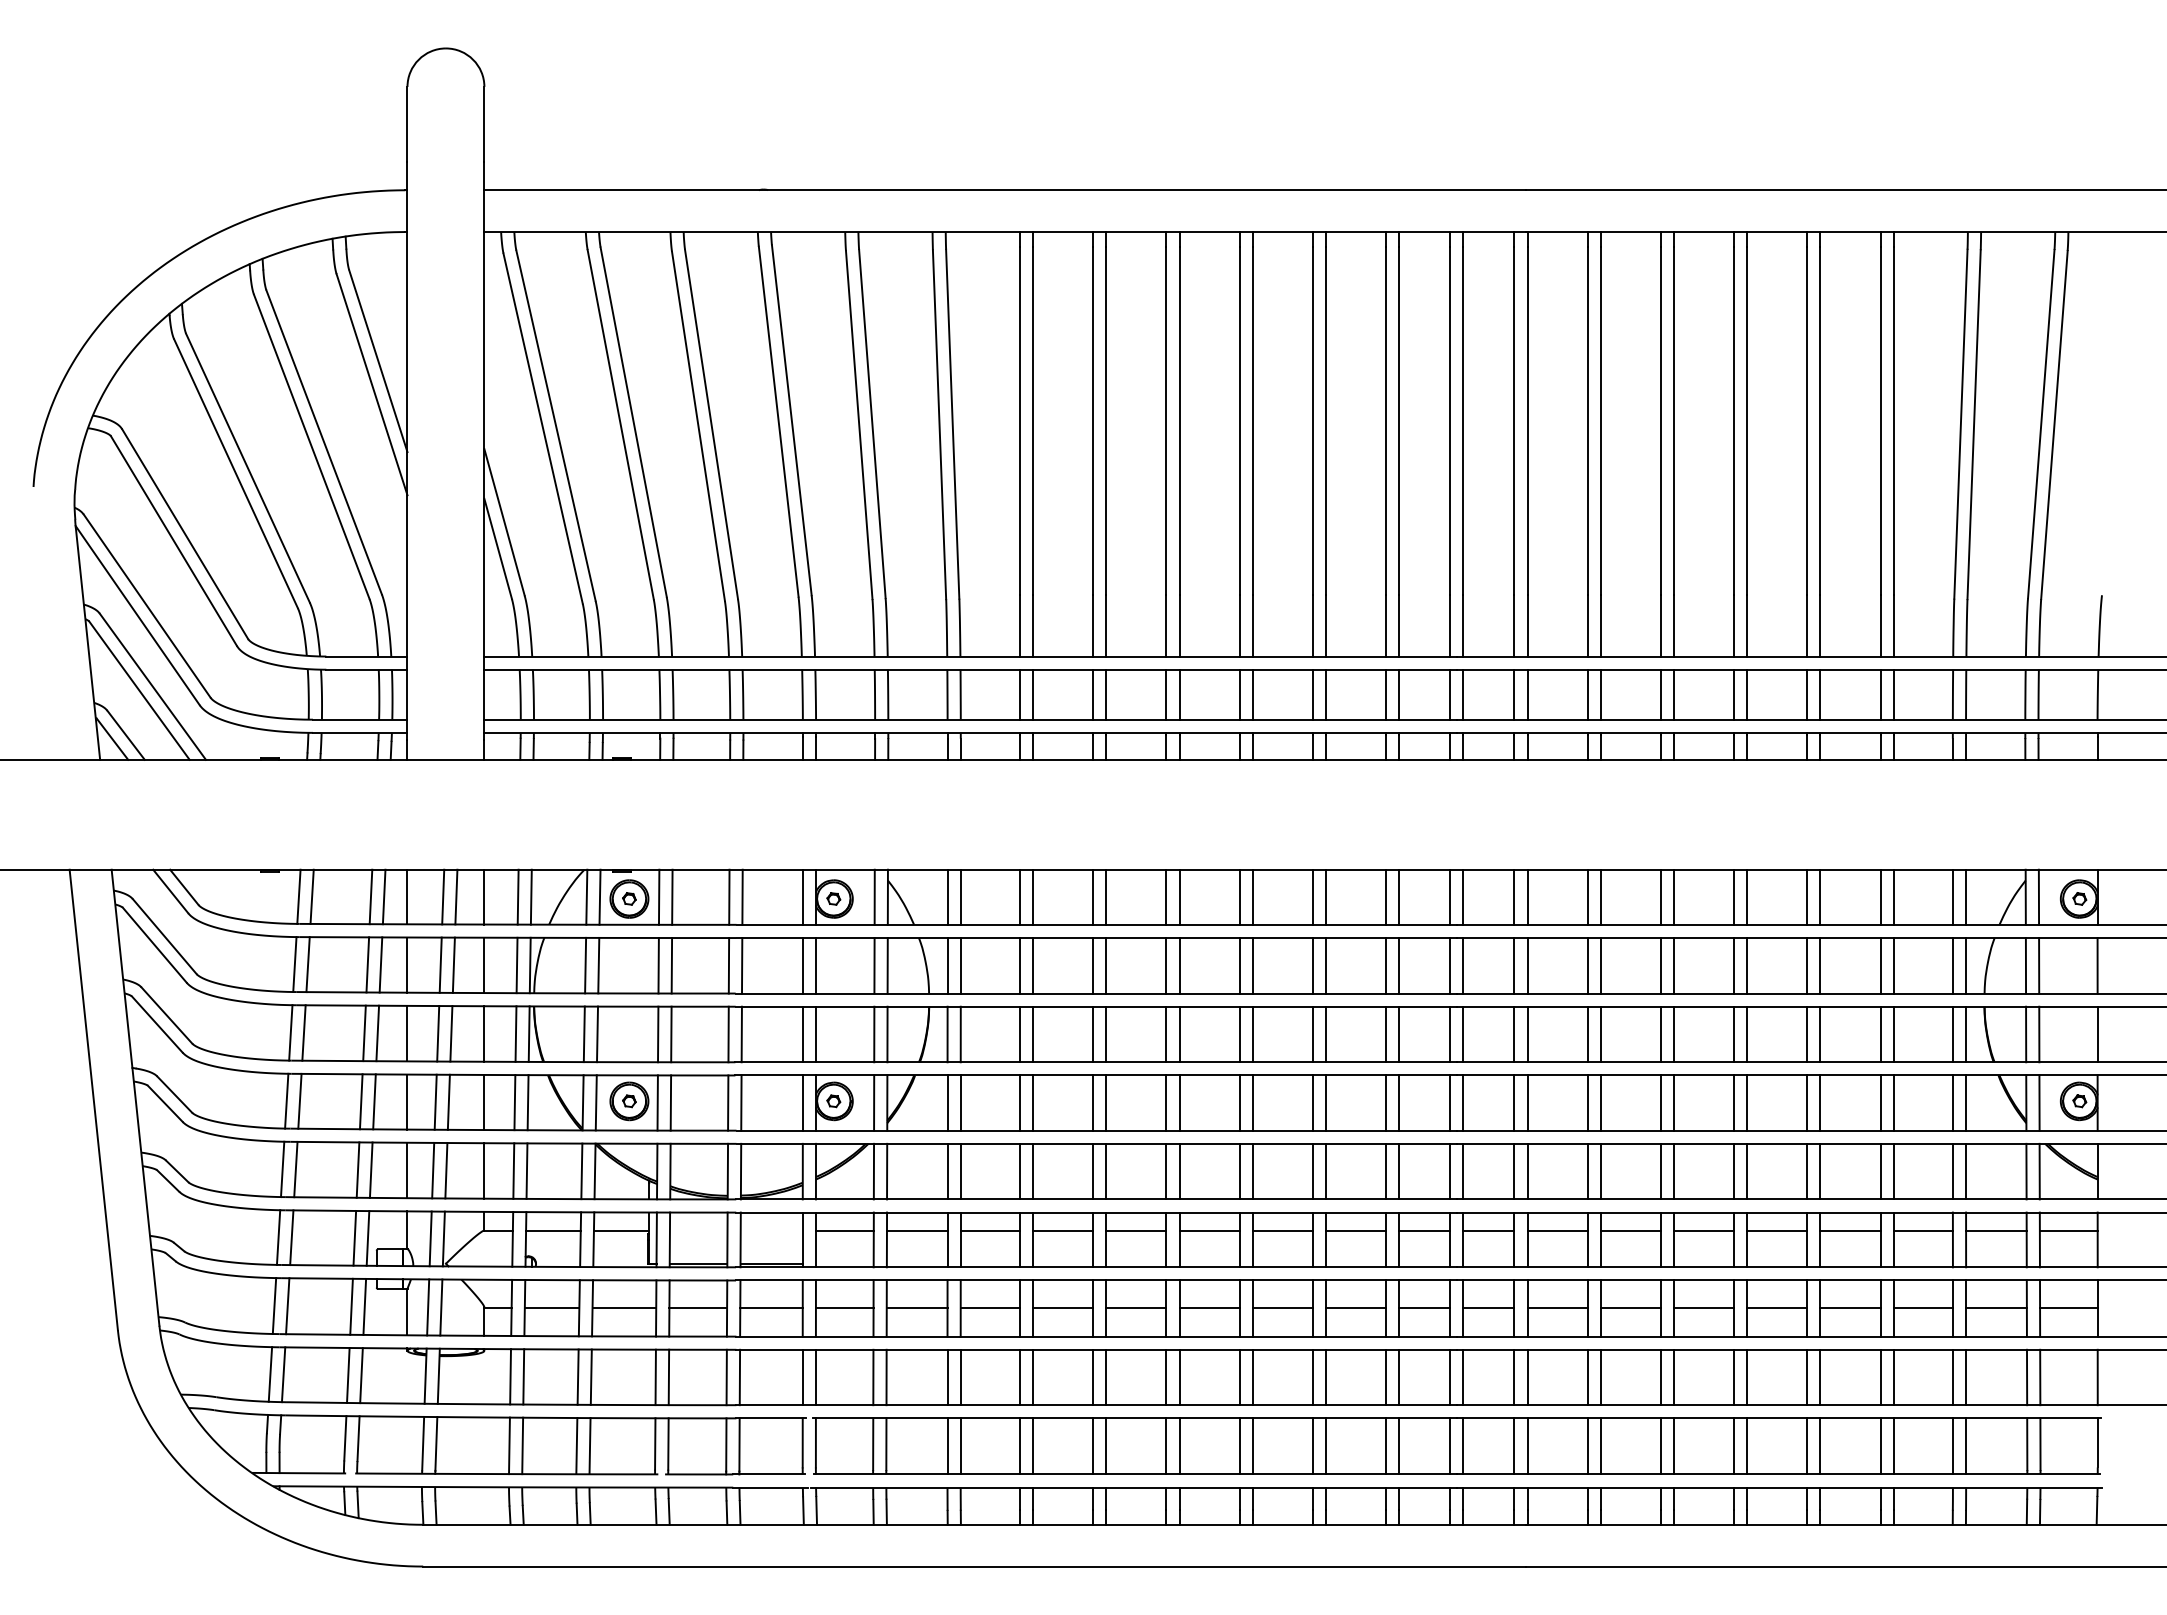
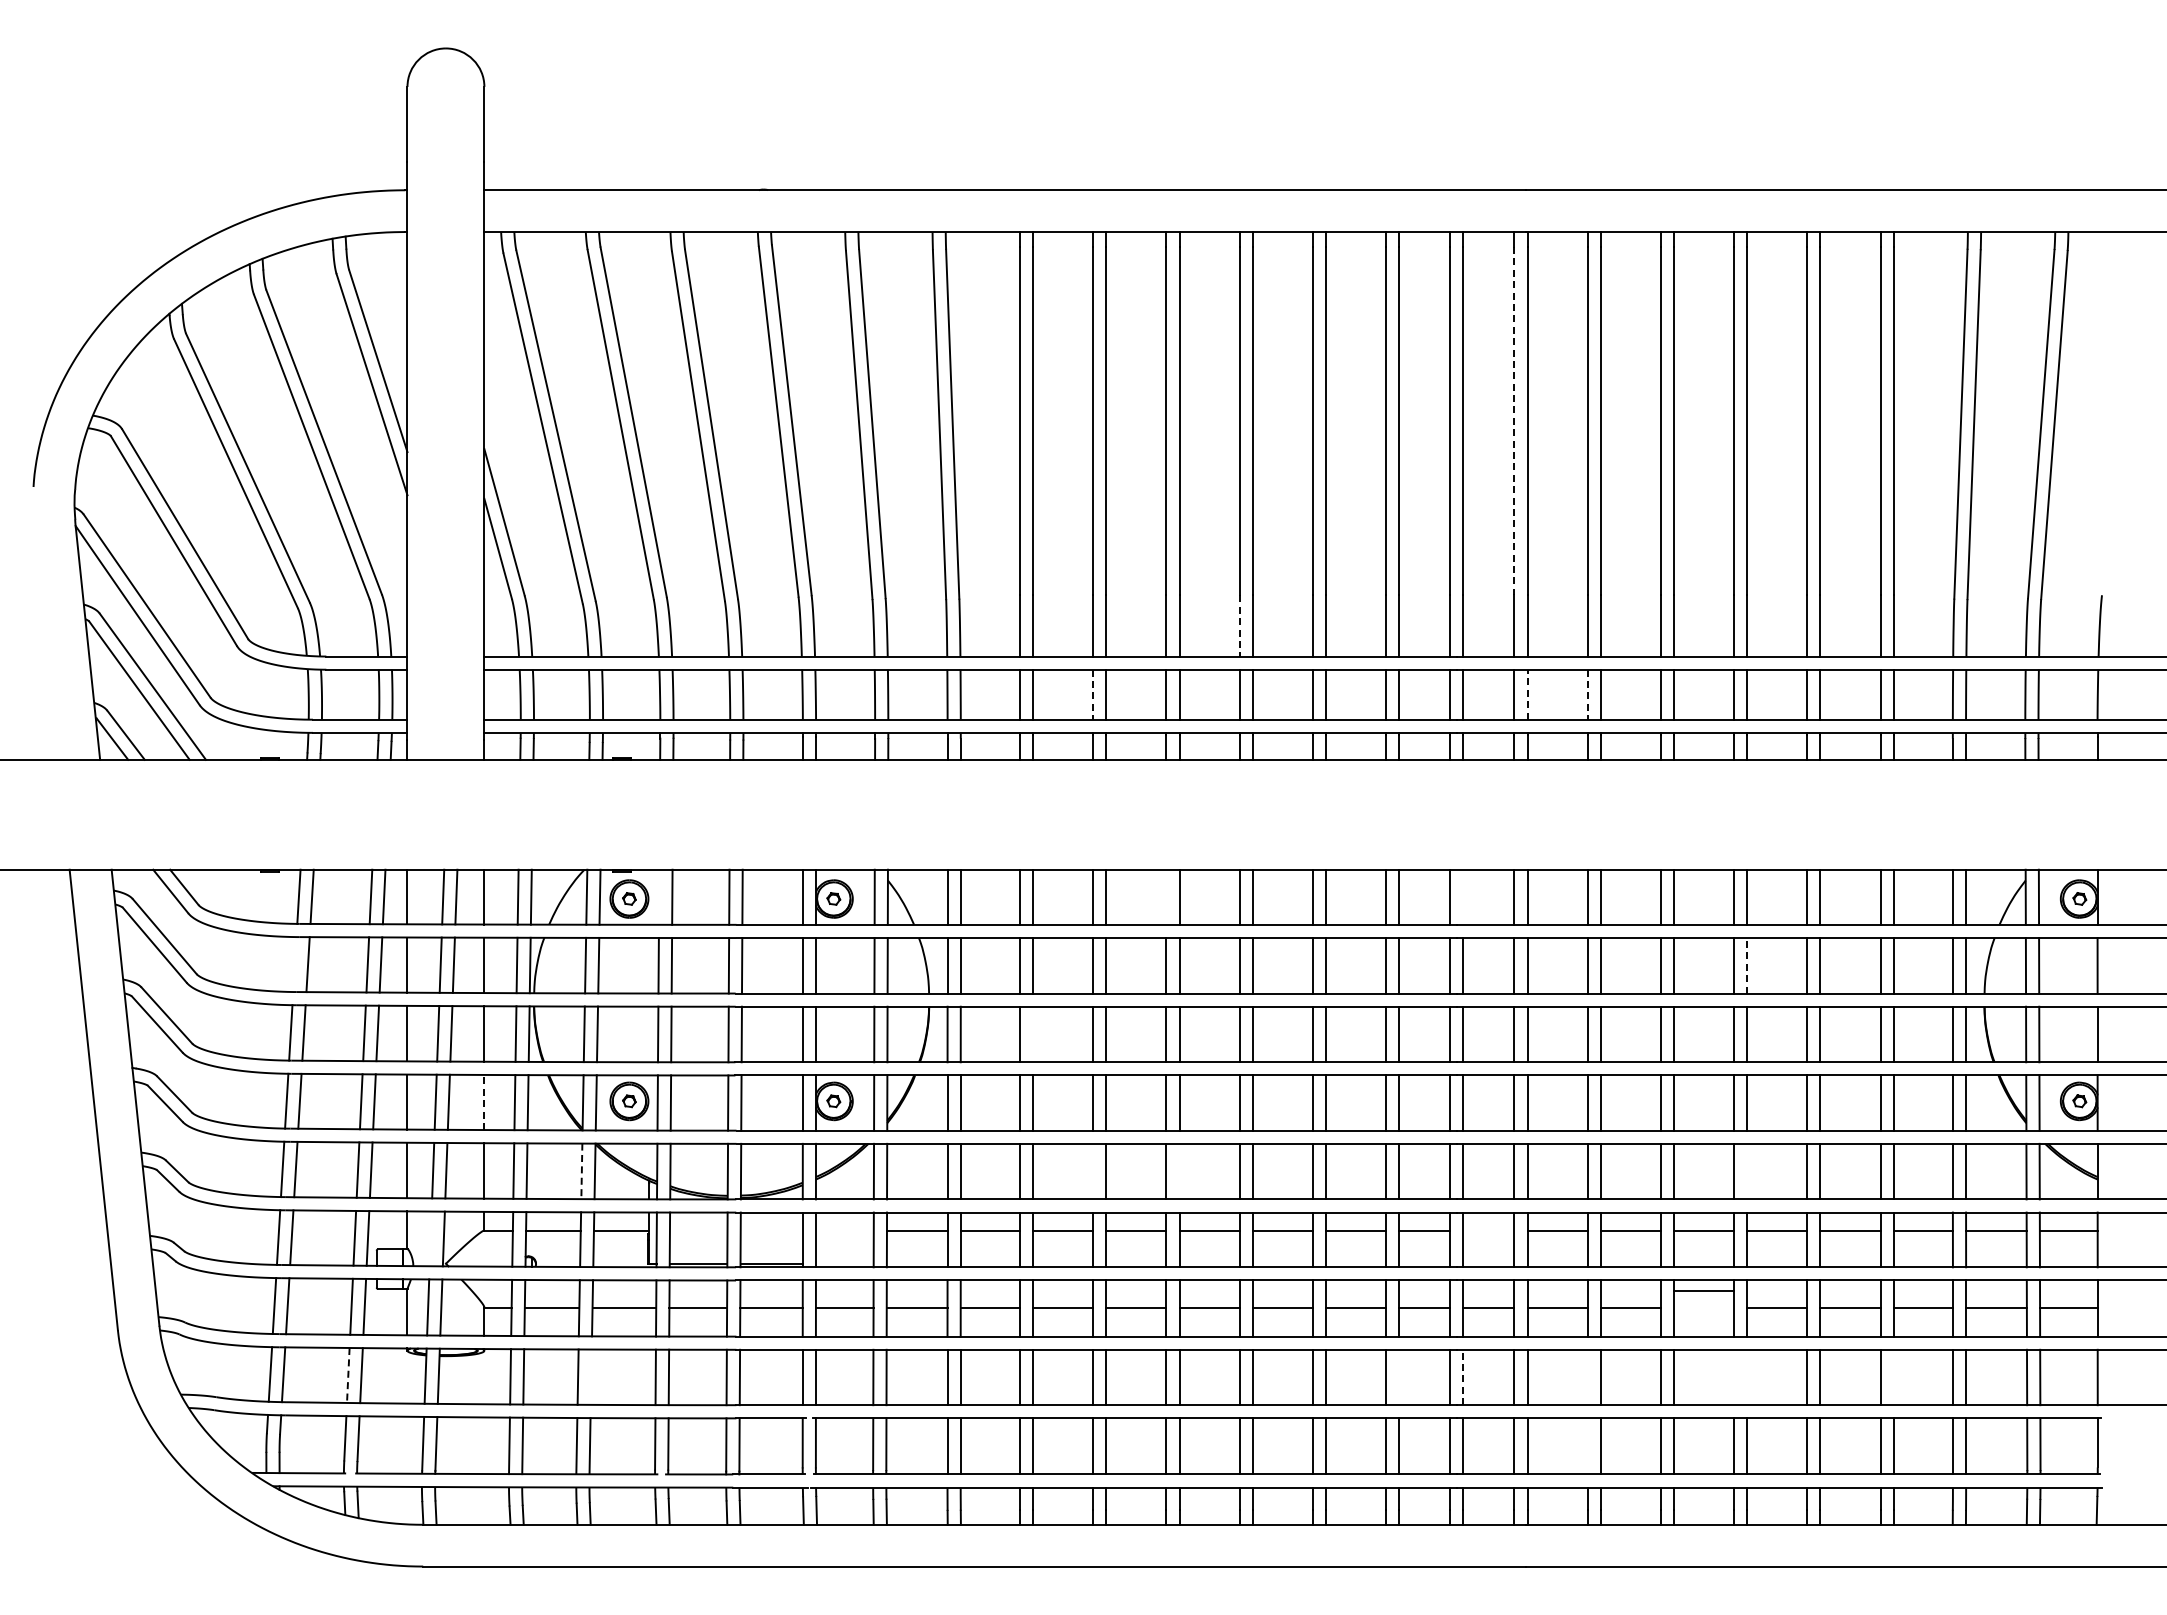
line: solid -> dashed (1514, 421)
line: solid -> dashed (1239, 625)
line: solid -> dashed (1093, 694)
line: solid -> dashed (1527, 694)
line: solid -> dashed (1587, 694)
line: present -> none (658, 896)
line: present -> none (1166, 896)
line: present -> none (1463, 896)
line: present -> none (294, 964)
line: solid -> dashed (1747, 965)
line: present -> none (1033, 1034)
line: solid -> dashed (484, 1102)
line: solid -> dashed (581, 1171)
line: present -> none (1093, 1171)
line: present -> none (1179, 1171)
line: present -> none (1747, 1171)
line: present -> none (844, 1230)
line: present -> none (1488, 1230)
line: present -> none (430, 1238)
line position: (1703, 1307) -> (1703, 1290) (1703, 1290)
line: solid -> dashed (348, 1375)
line: present -> none (590, 1376)
line: present -> none (1399, 1377)
line: solid -> dashed (1463, 1377)
line: present -> none (1587, 1377)
line: present -> none (1734, 1377)
line: present -> none (1747, 1377)
line: present -> none (1893, 1377)
line: present -> none (1587, 1446)
